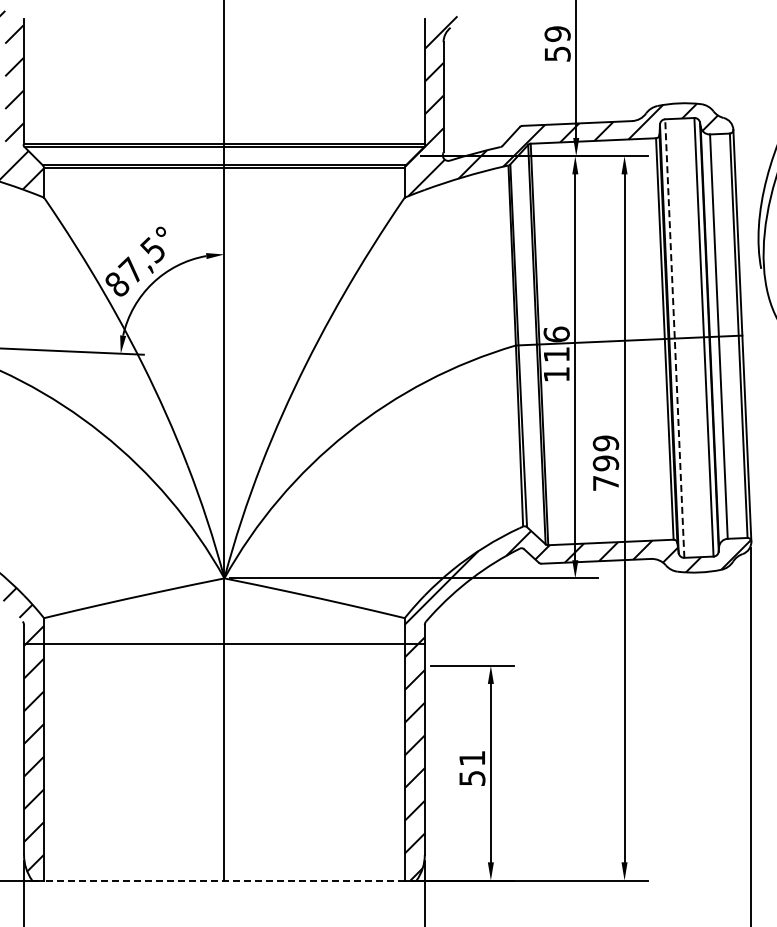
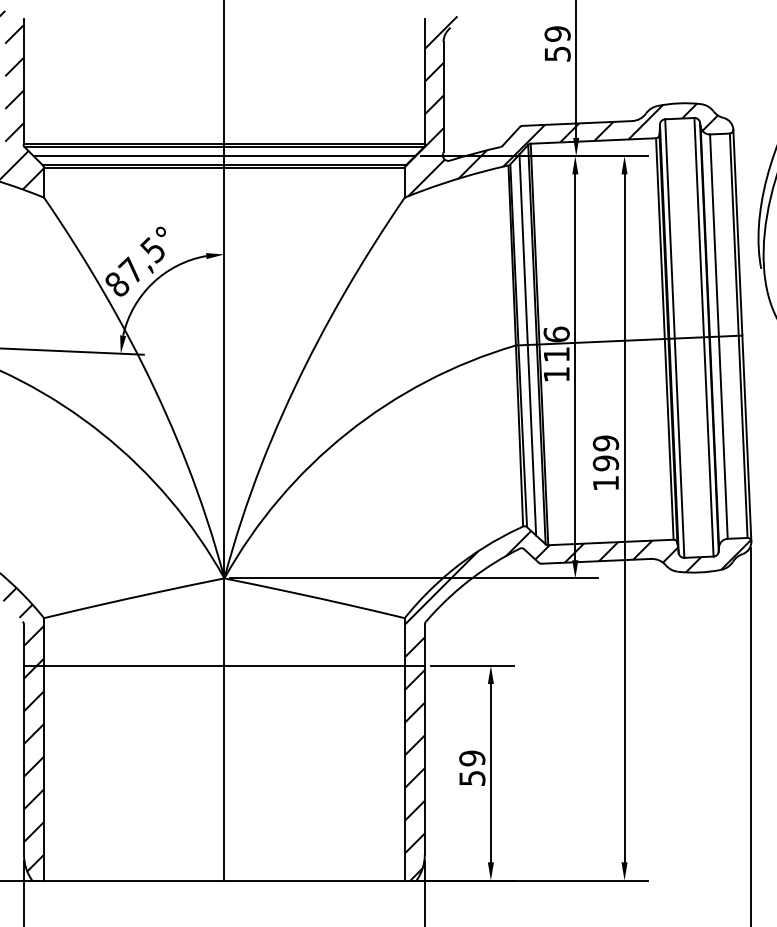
line: none -> present (224, 156)
line: dashed -> solid (674, 338)
line: none -> present (527, 344)
text: 799 -> 199 (605, 483)
line position: (224, 643) -> (224, 665) (224, 665)
text: 51 -> 59 (472, 758)
line: dashed -> solid (223, 880)
